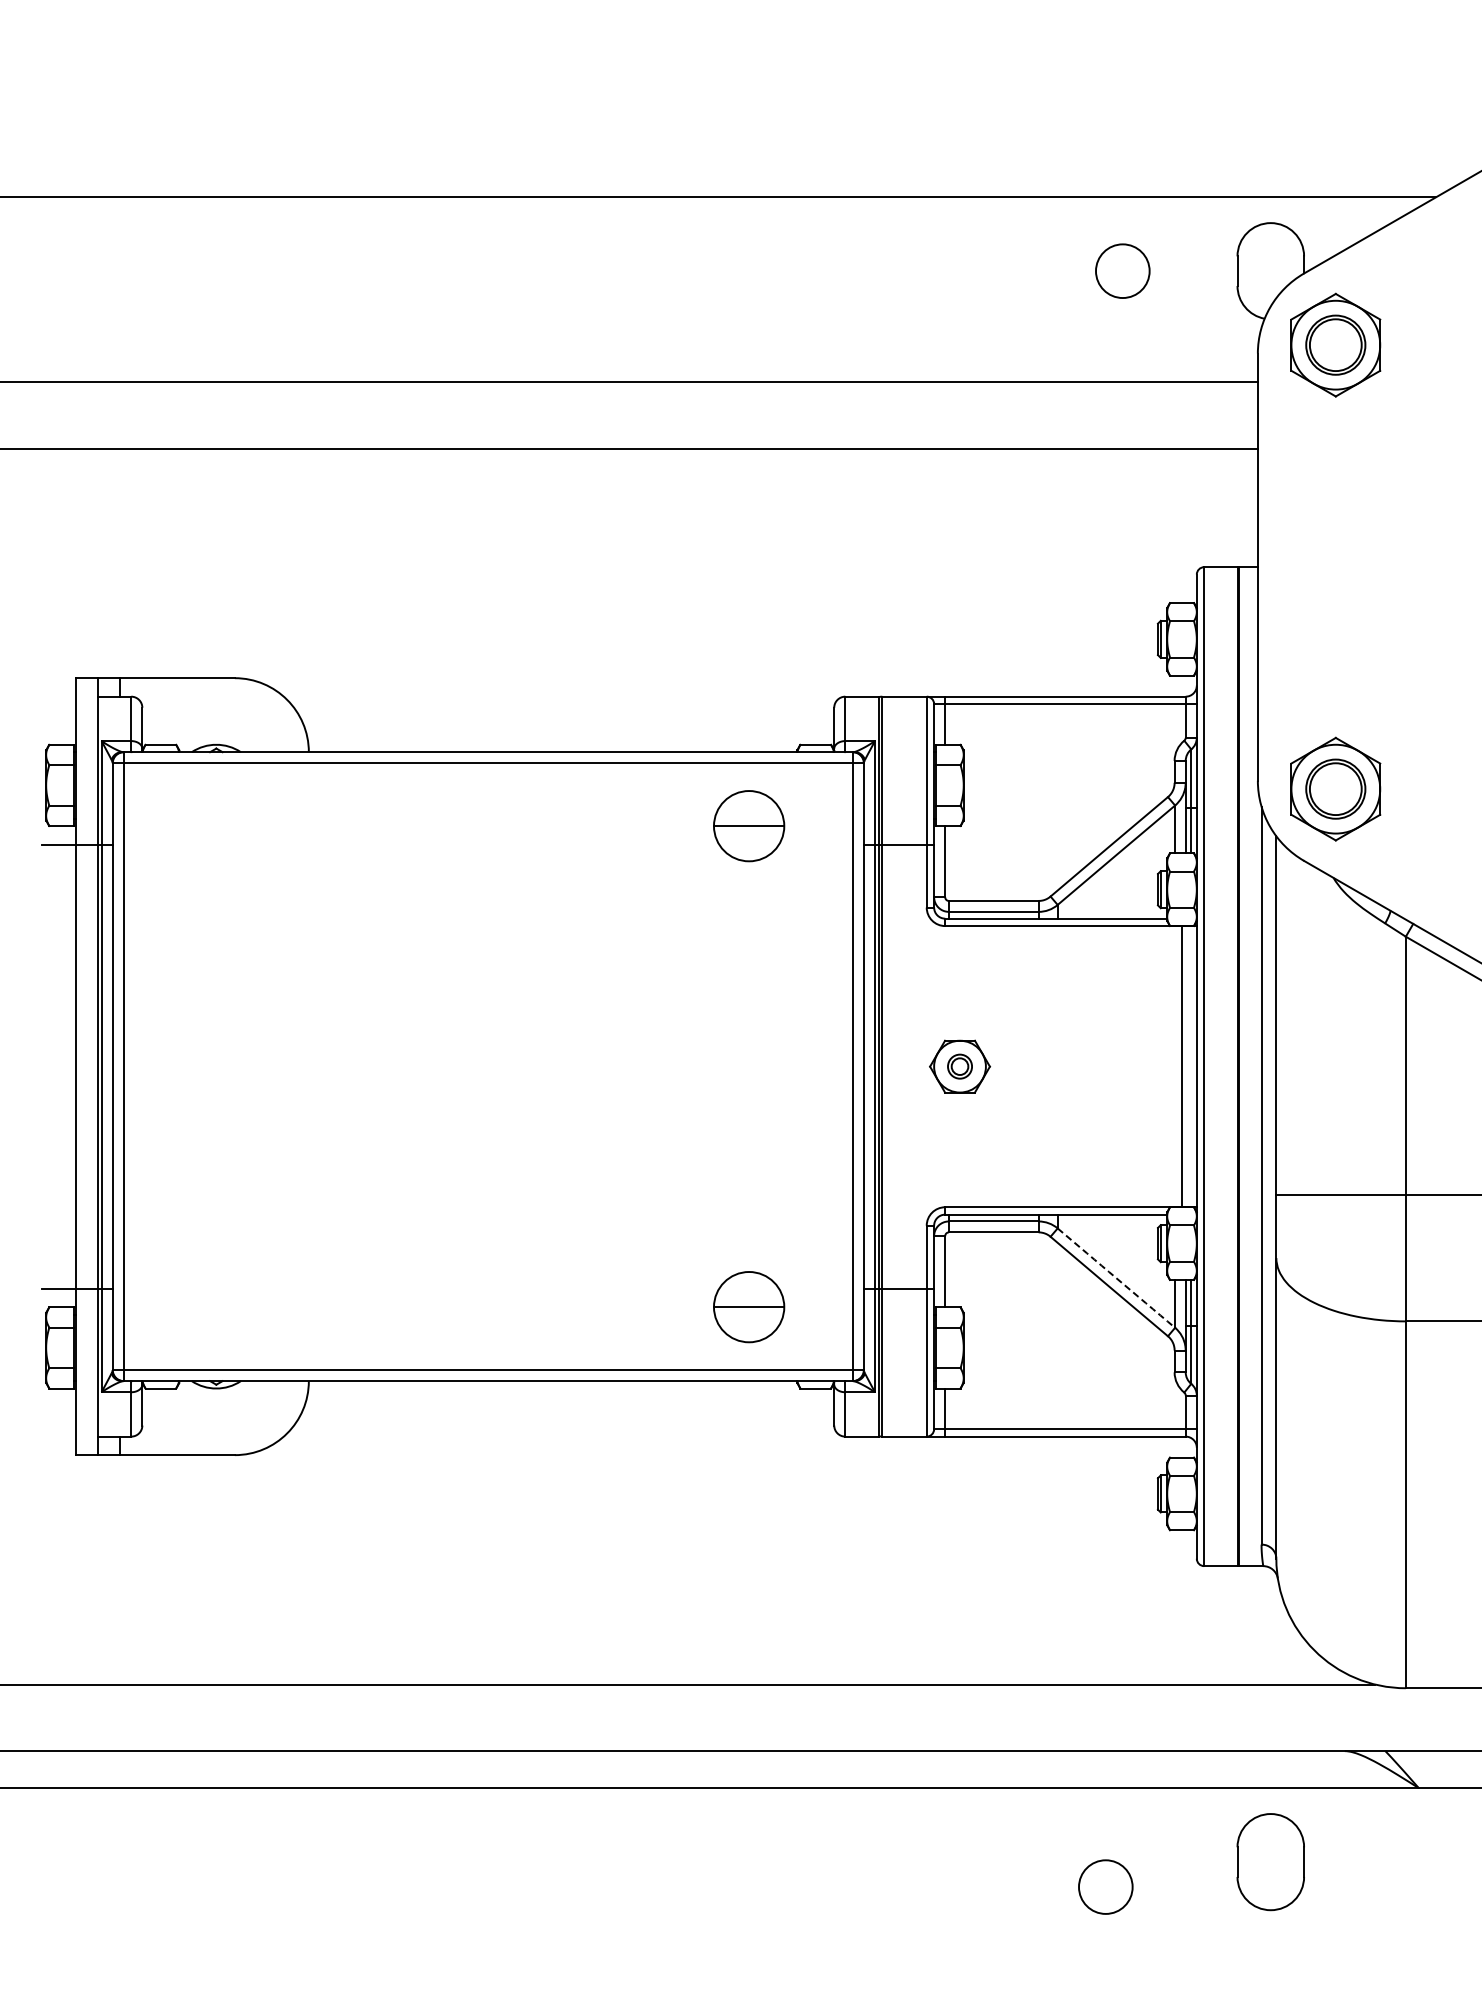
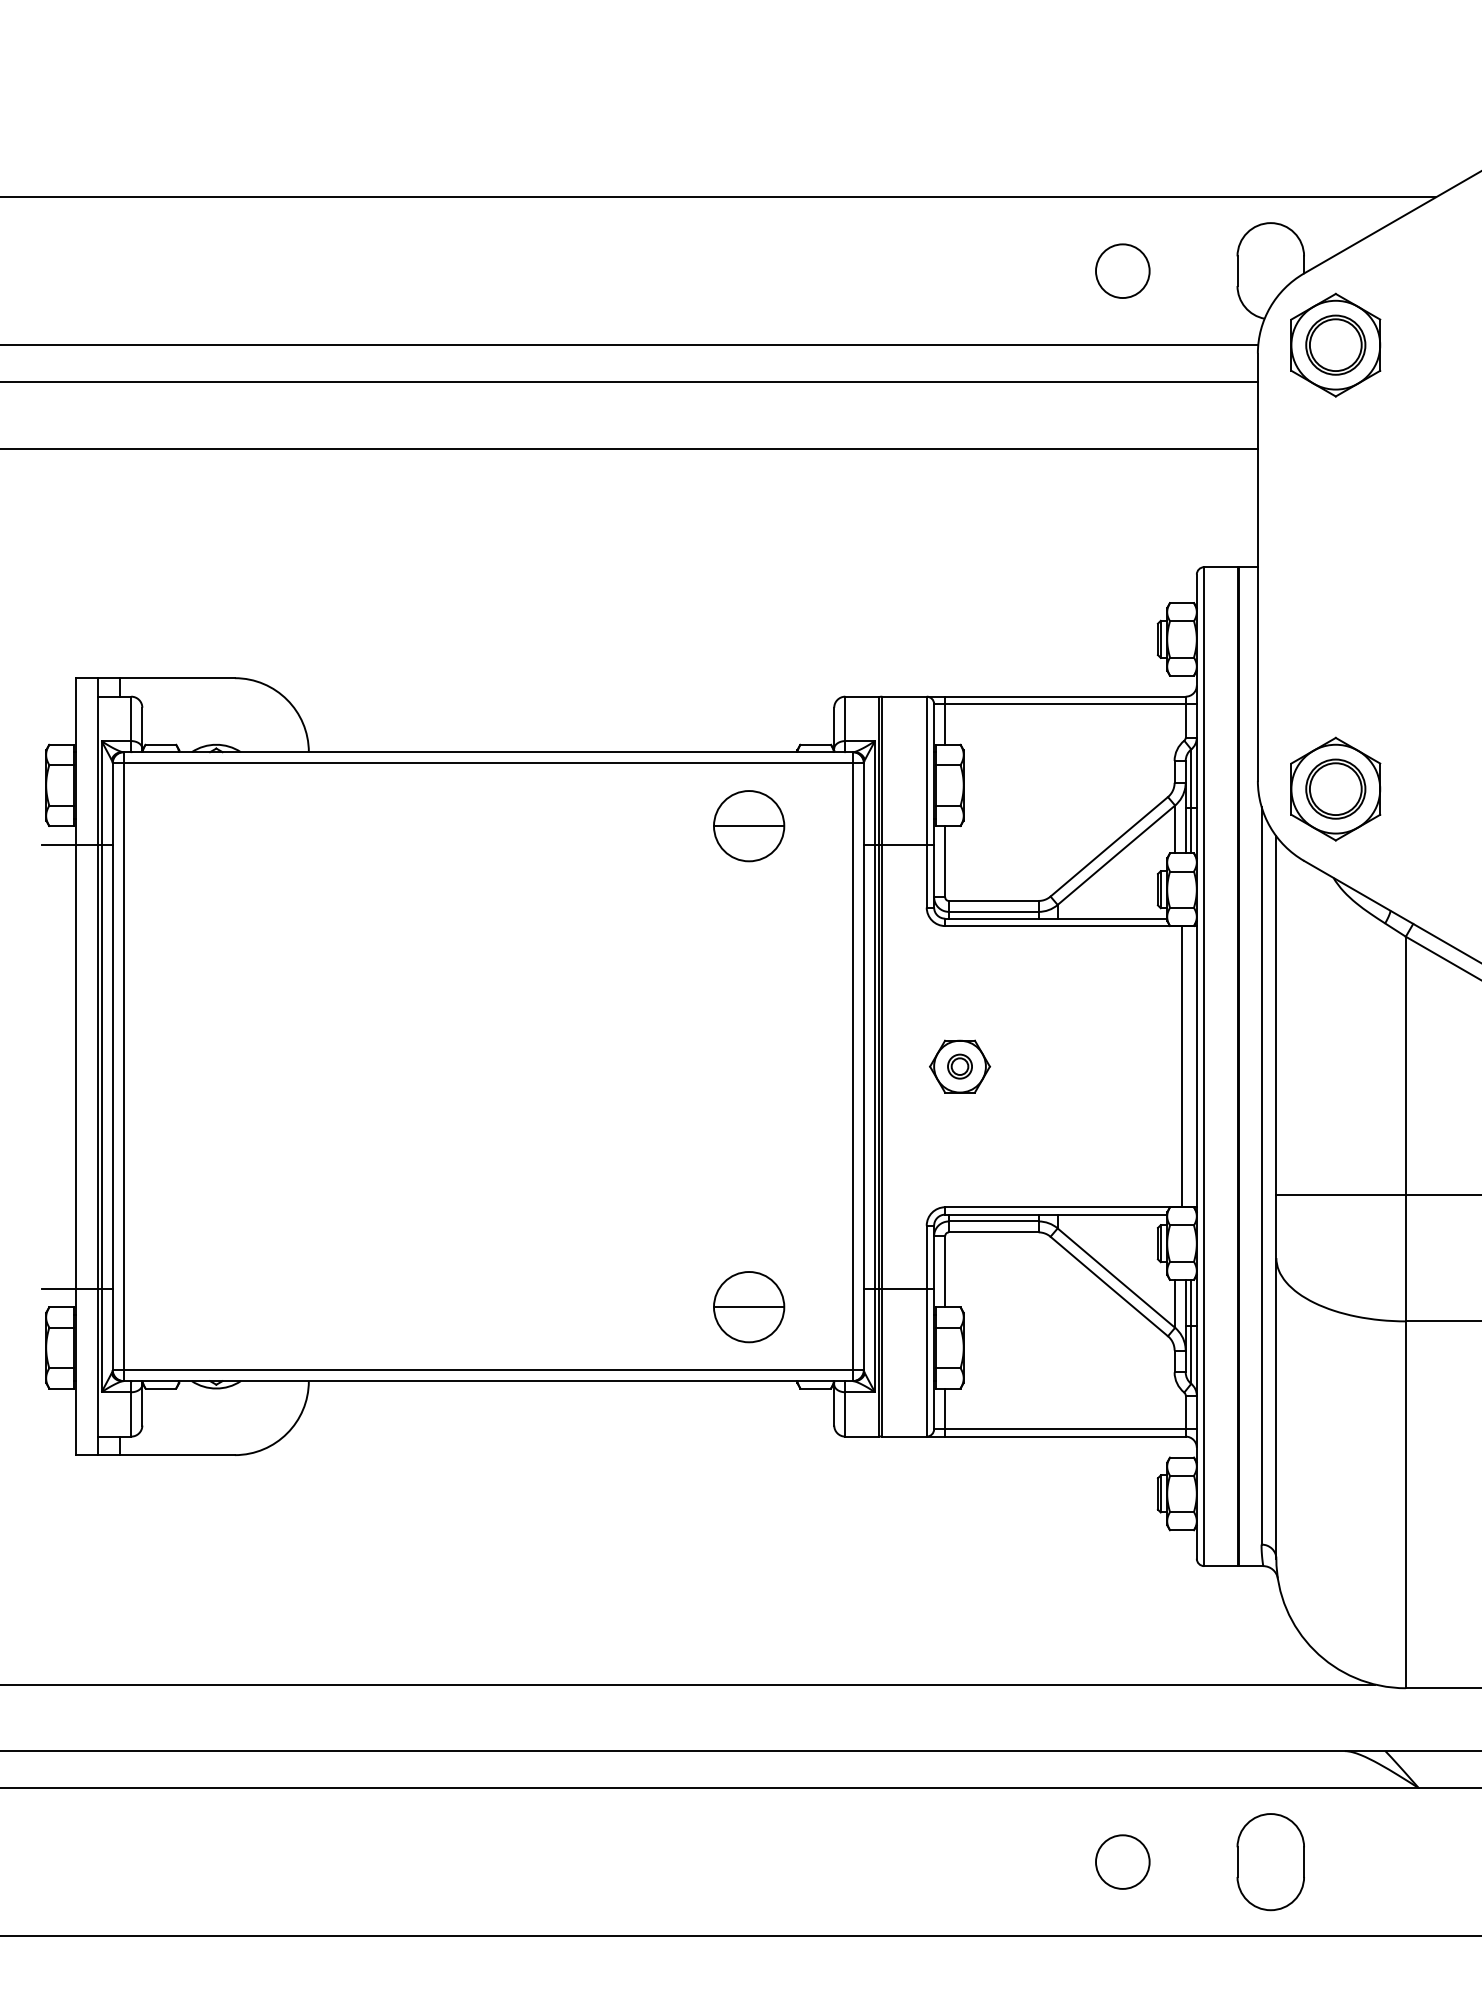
line: none -> present (630, 345)
arc: dashed -> solid (1116, 1278)
circle position: (1105, 1886) -> (1122, 1861) (1122, 1861)
line: none -> present (740, 1936)
